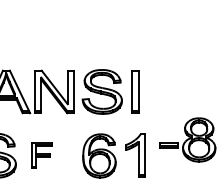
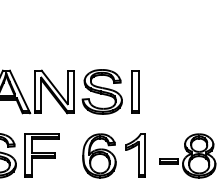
part position: (187, 139) -> (187, 155) (187, 155)
part size: 22x27 px -> 36x45 px (41, 155)
